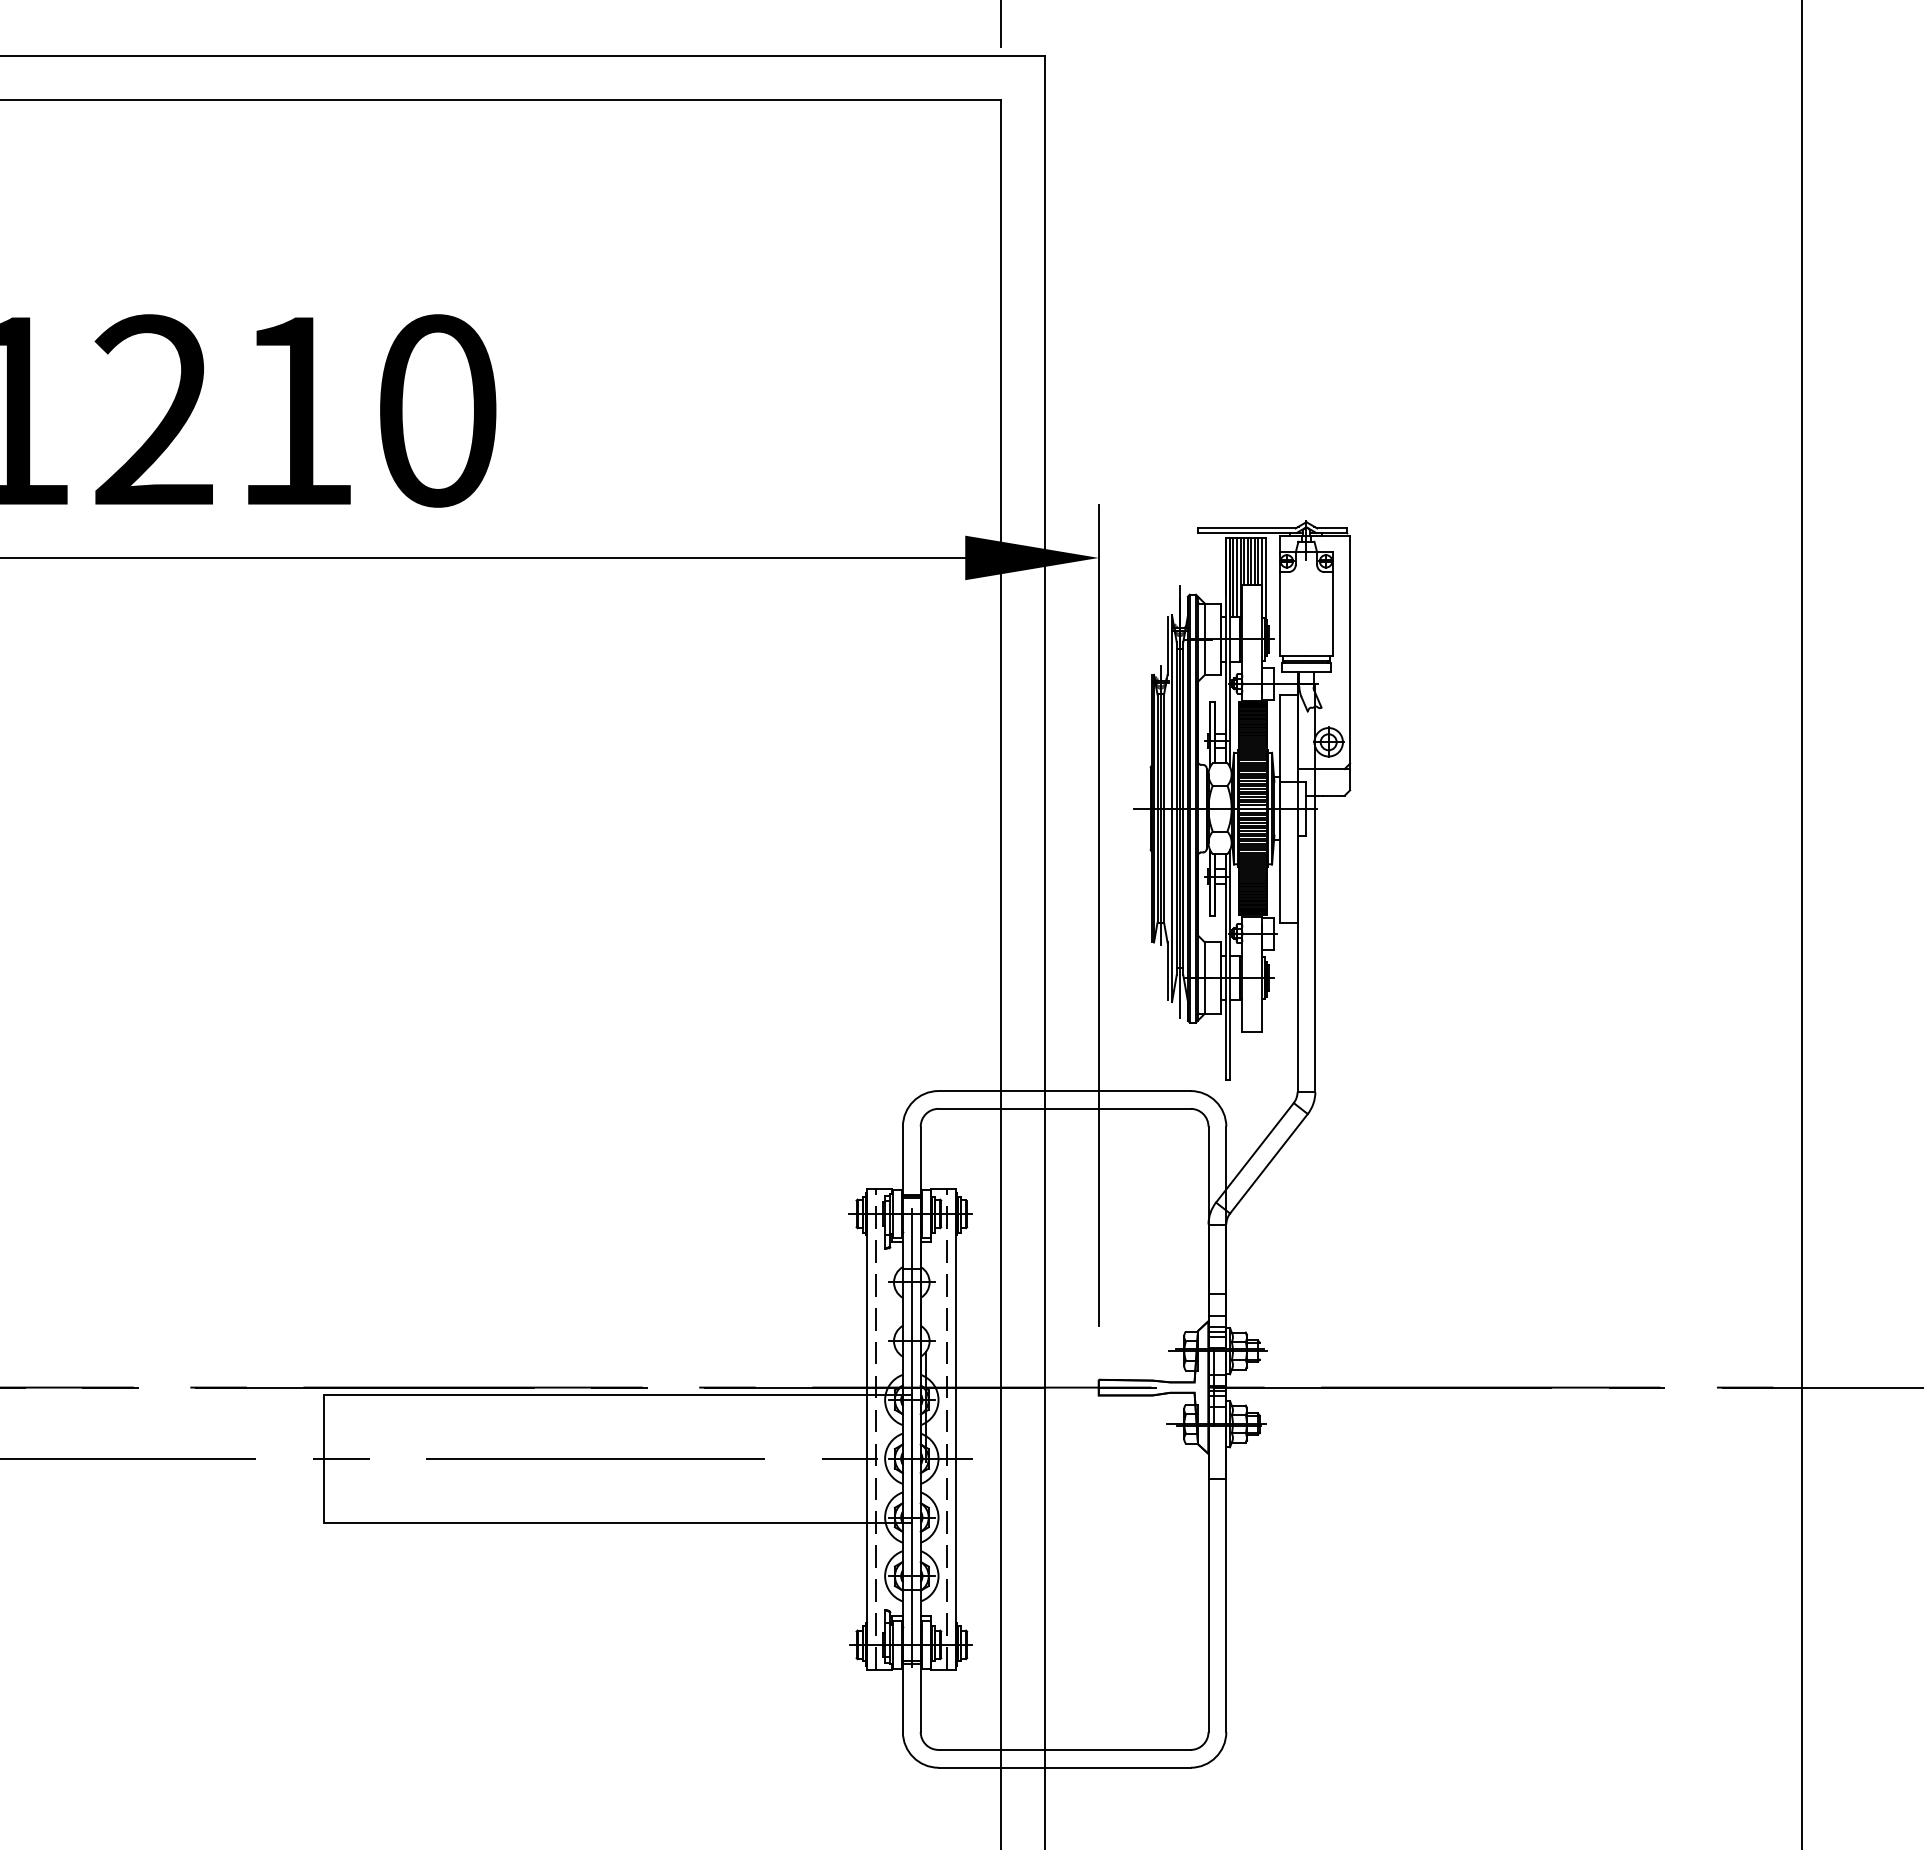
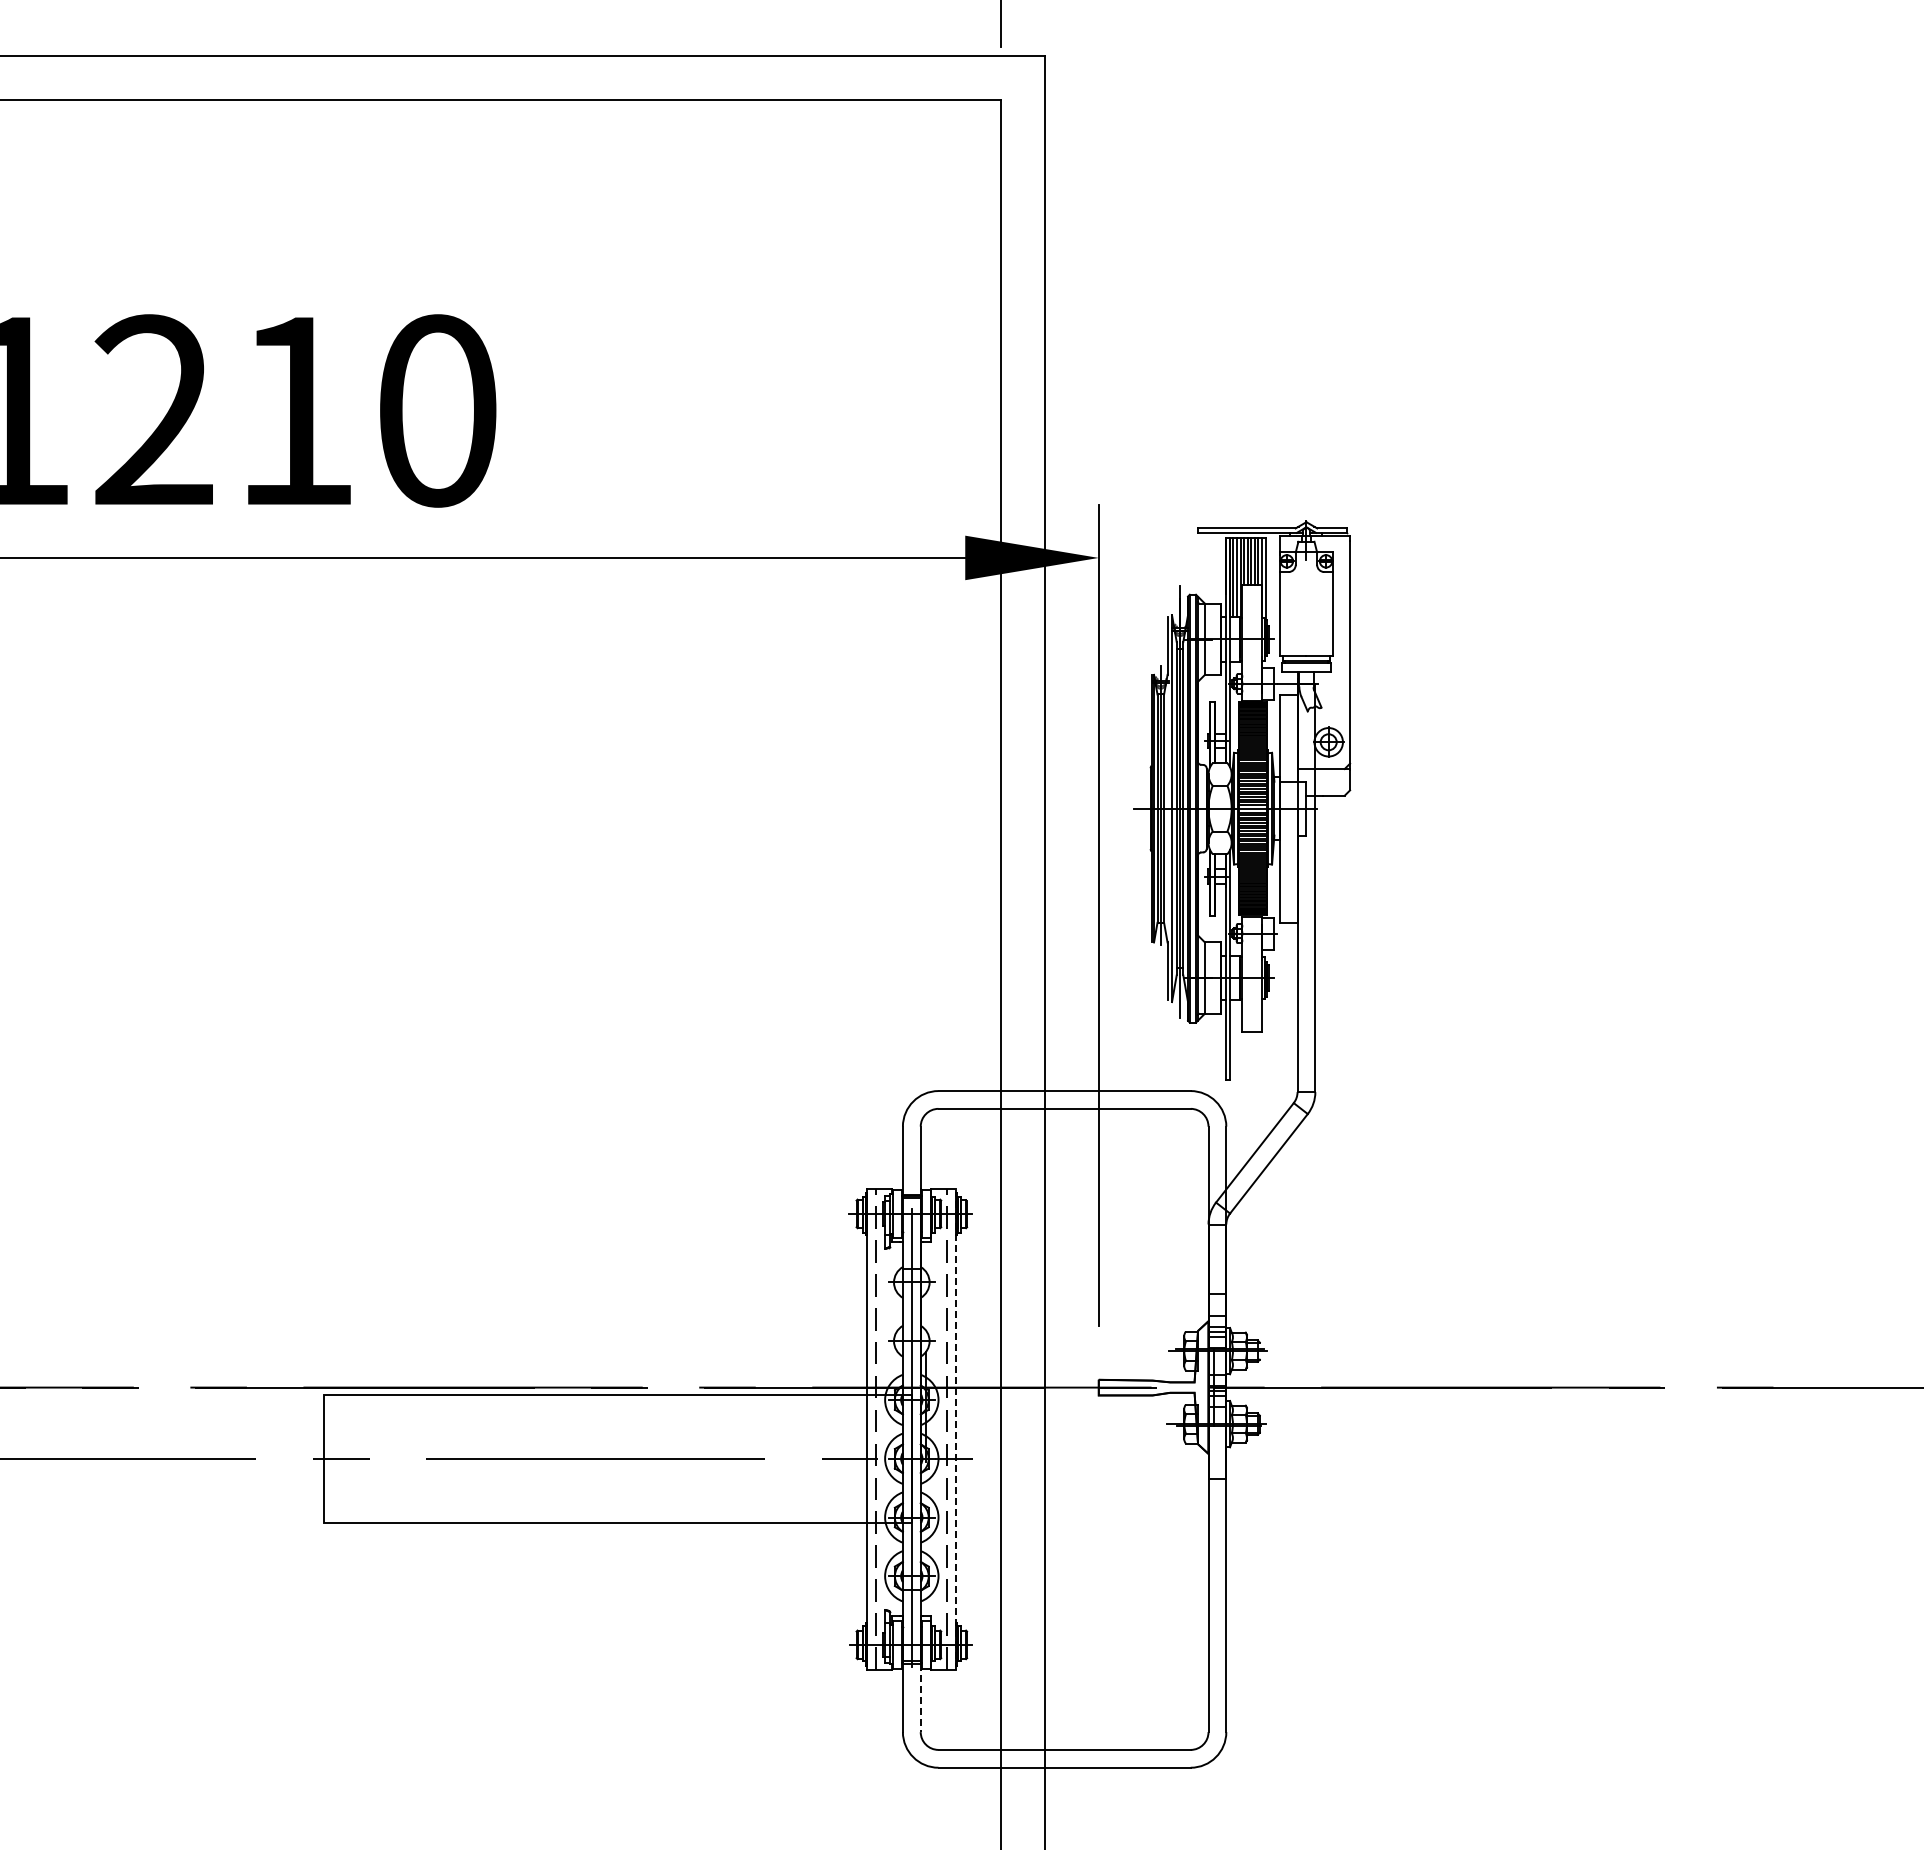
line: present -> none (1802, 924)
line: solid -> dashed (956, 1428)
line: solid -> dashed (920, 1698)
